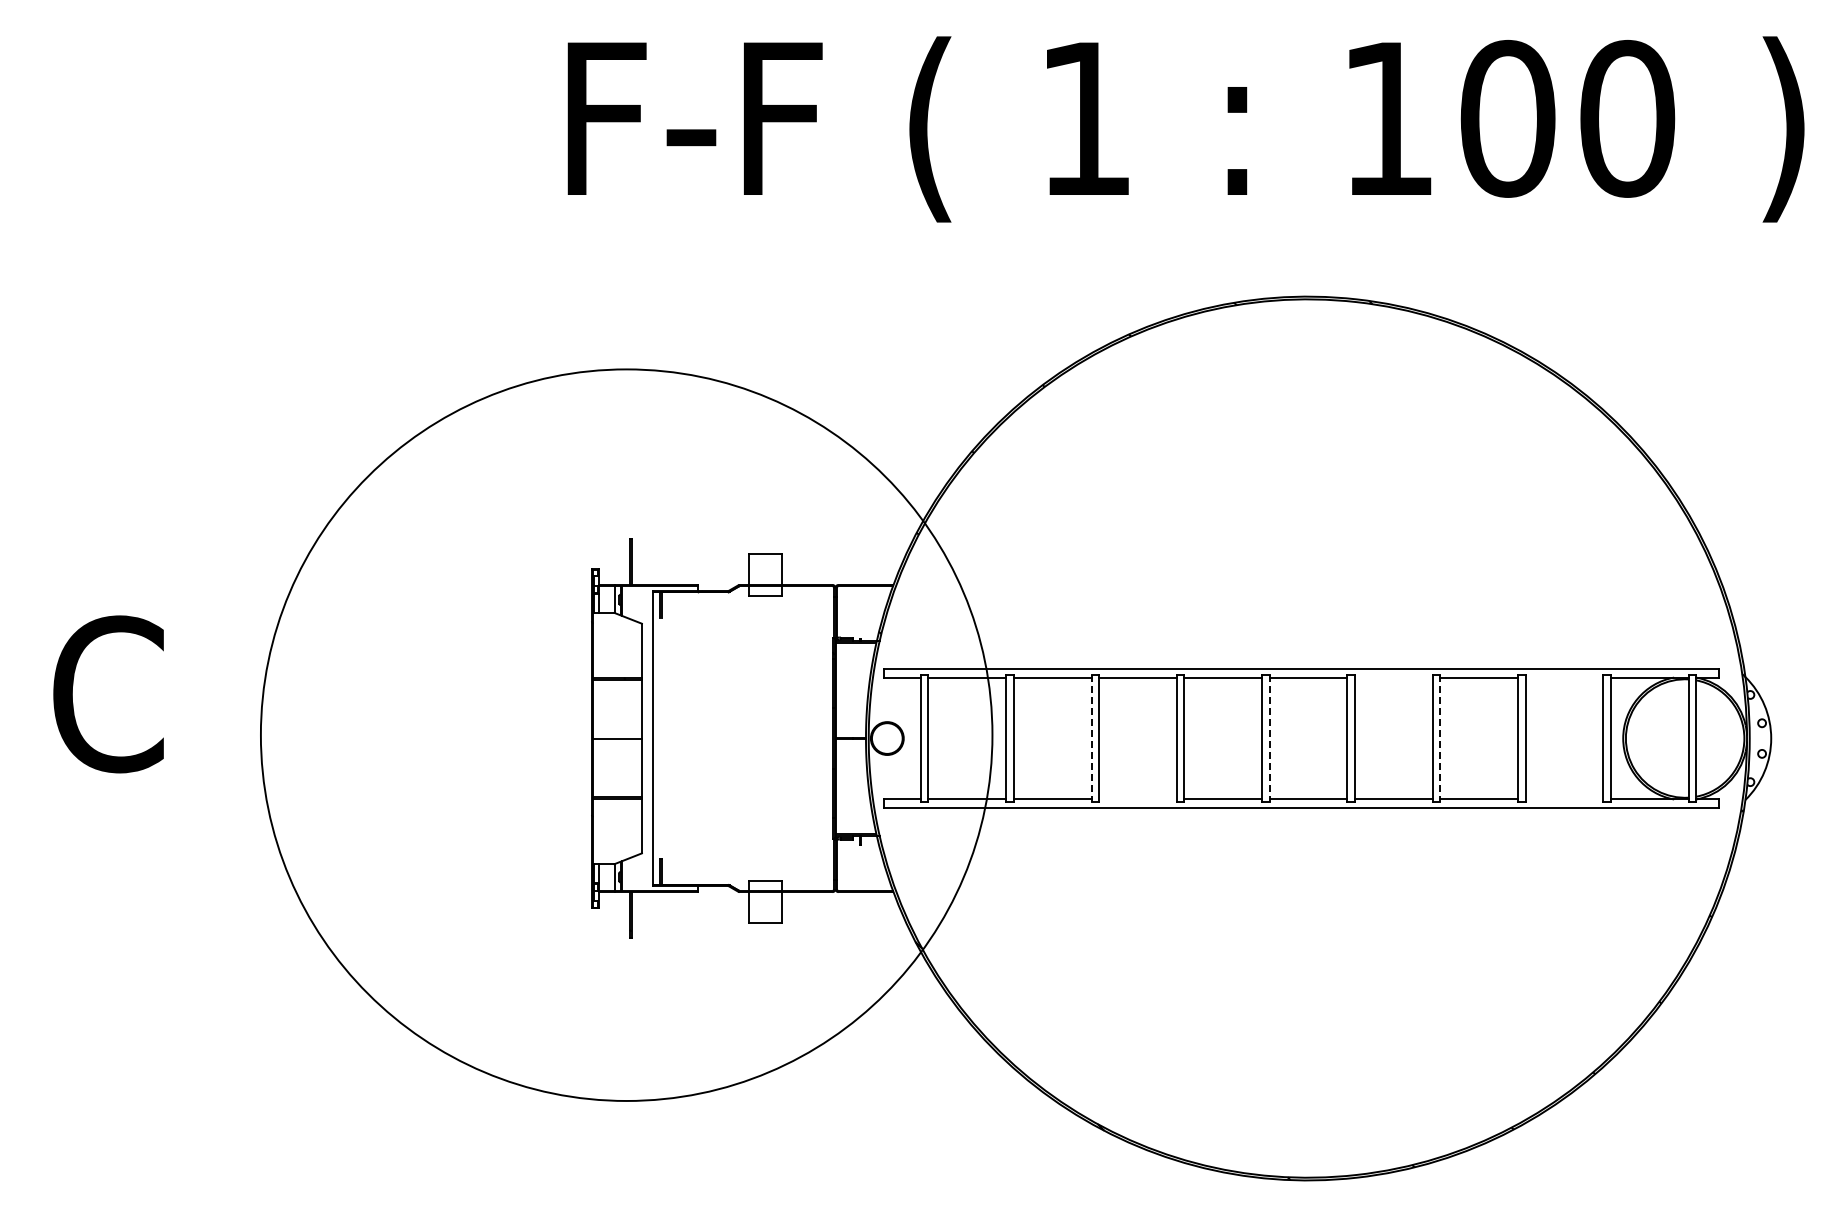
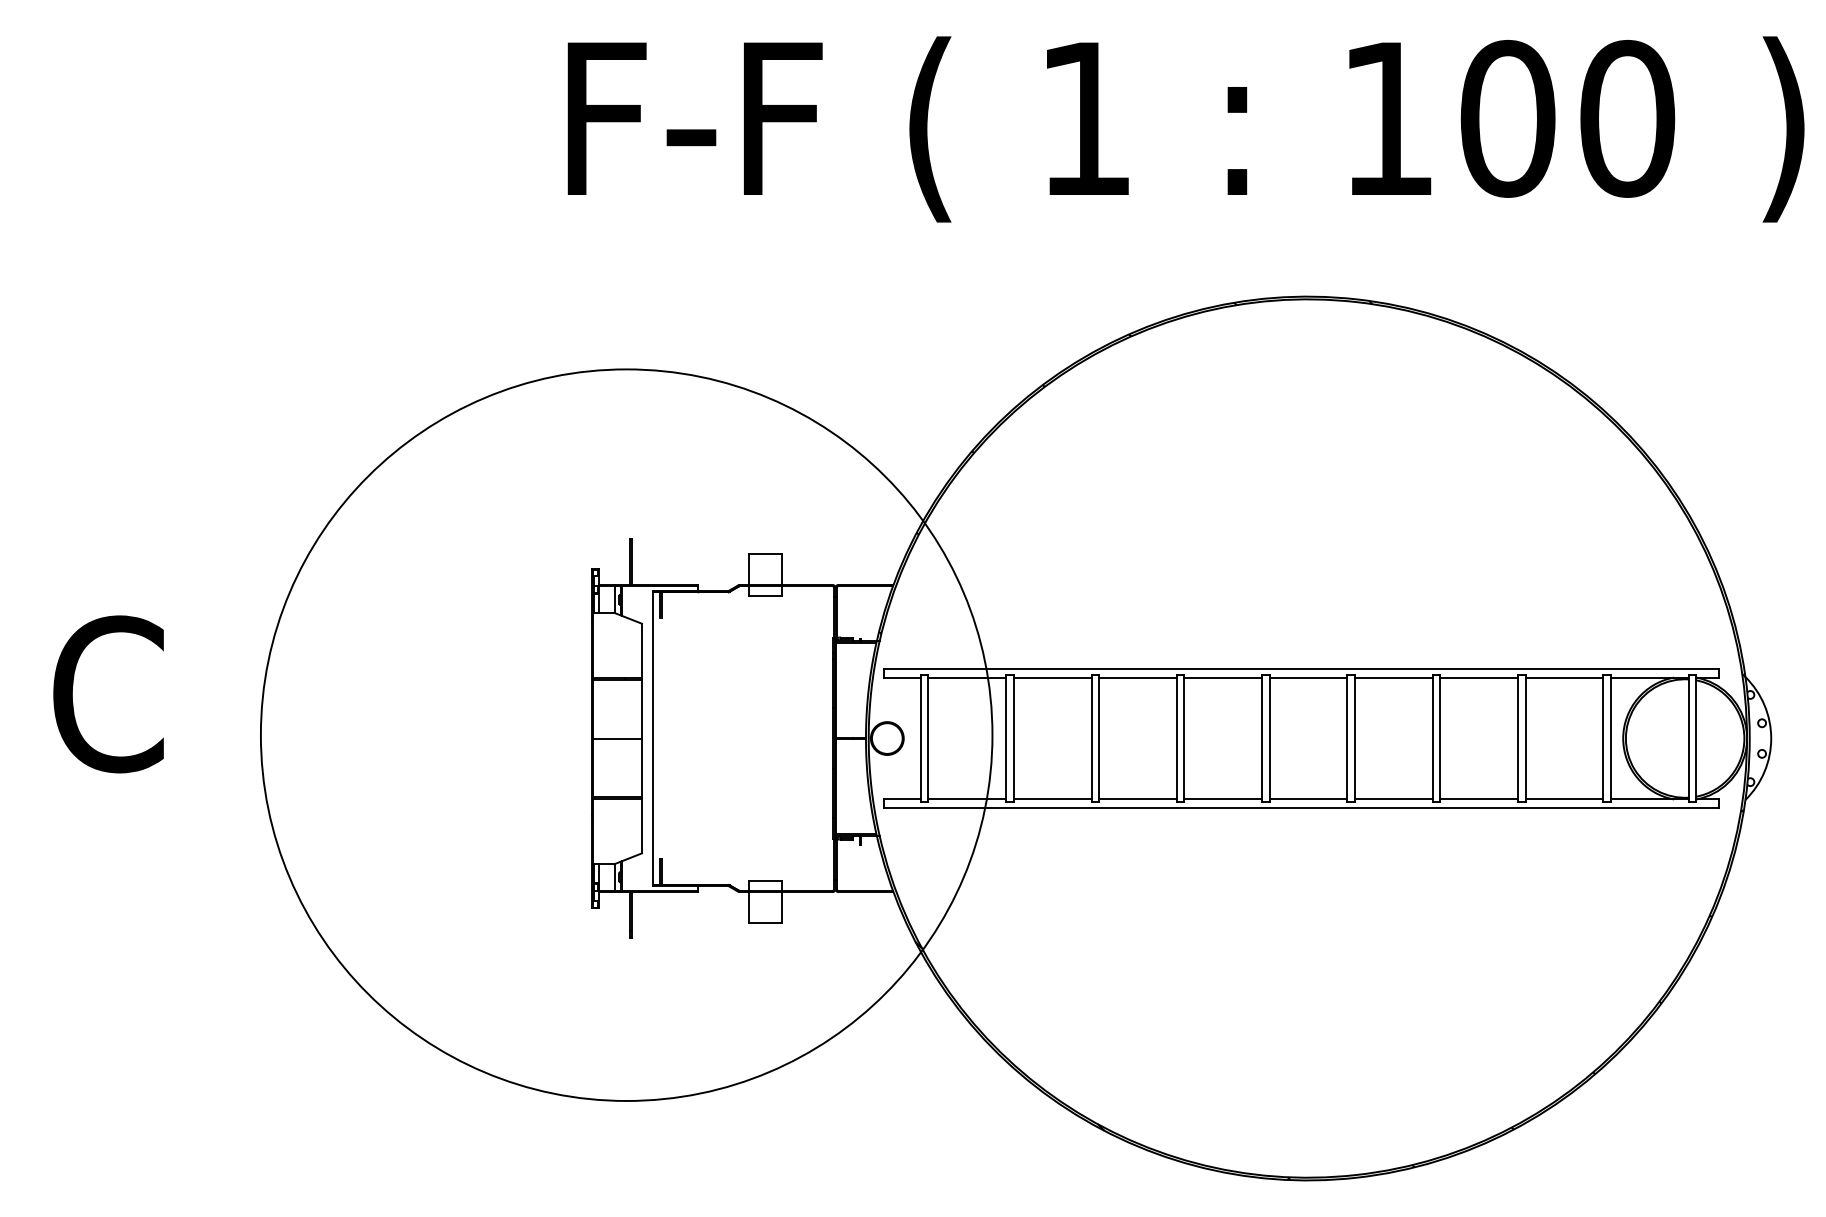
line: none -> present (1393, 677)
line: none -> present (1564, 677)
line: dashed -> solid (1091, 738)
line: dashed -> solid (1269, 738)
line: dashed -> solid (1440, 738)
line: none -> present (1137, 799)
line: none -> present (1564, 799)
